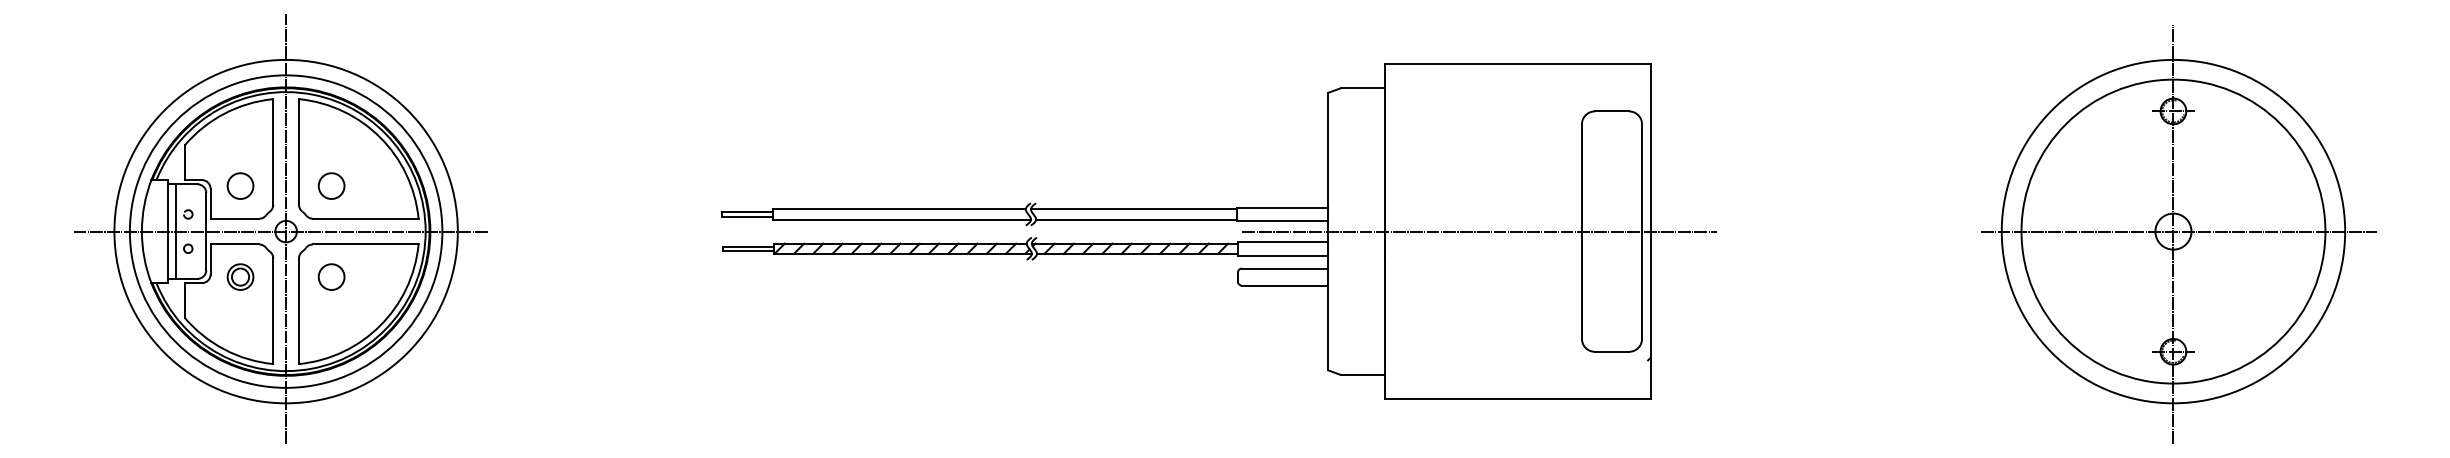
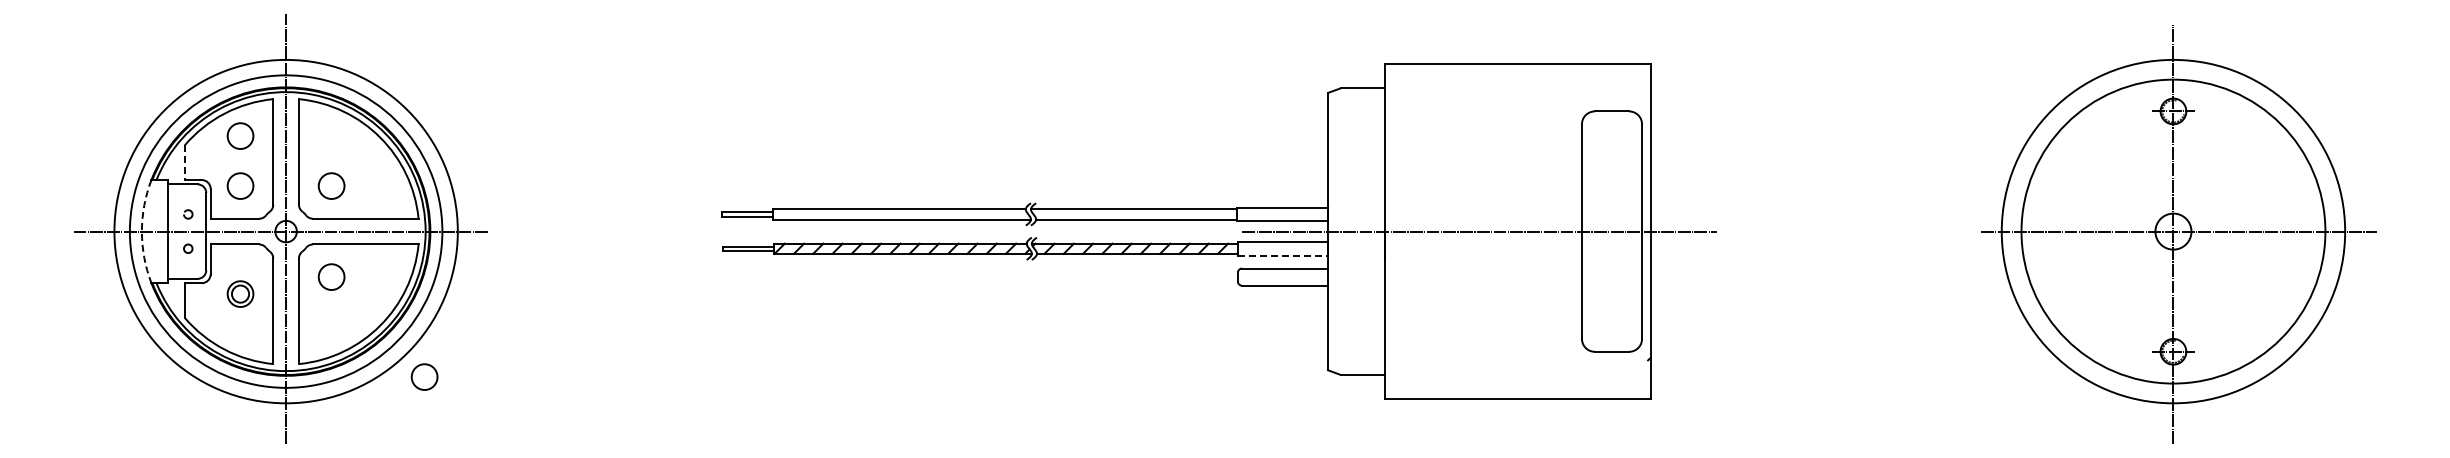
circle: none -> present (240, 135)
line: solid -> dashed (184, 163)
arc: solid -> dashed (141, 231)
line: present -> none (176, 231)
line: solid -> dashed (1283, 255)
part position: (240, 276) -> (240, 293) (240, 293)
circle: none -> present (424, 376)
